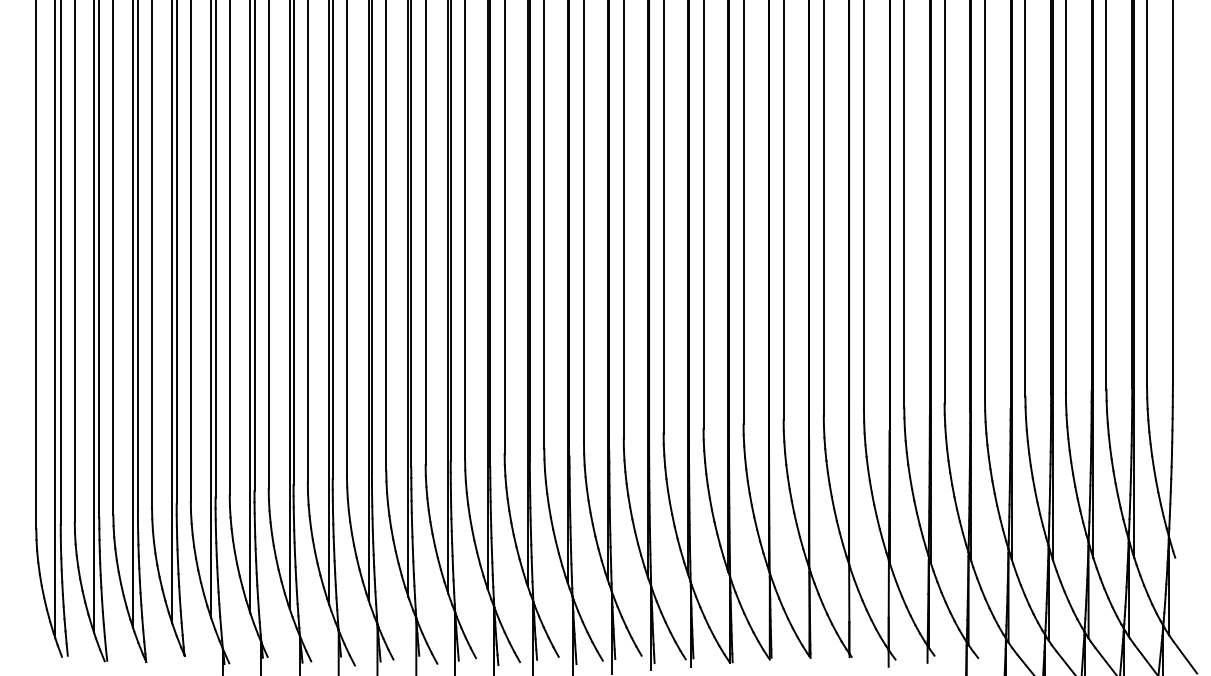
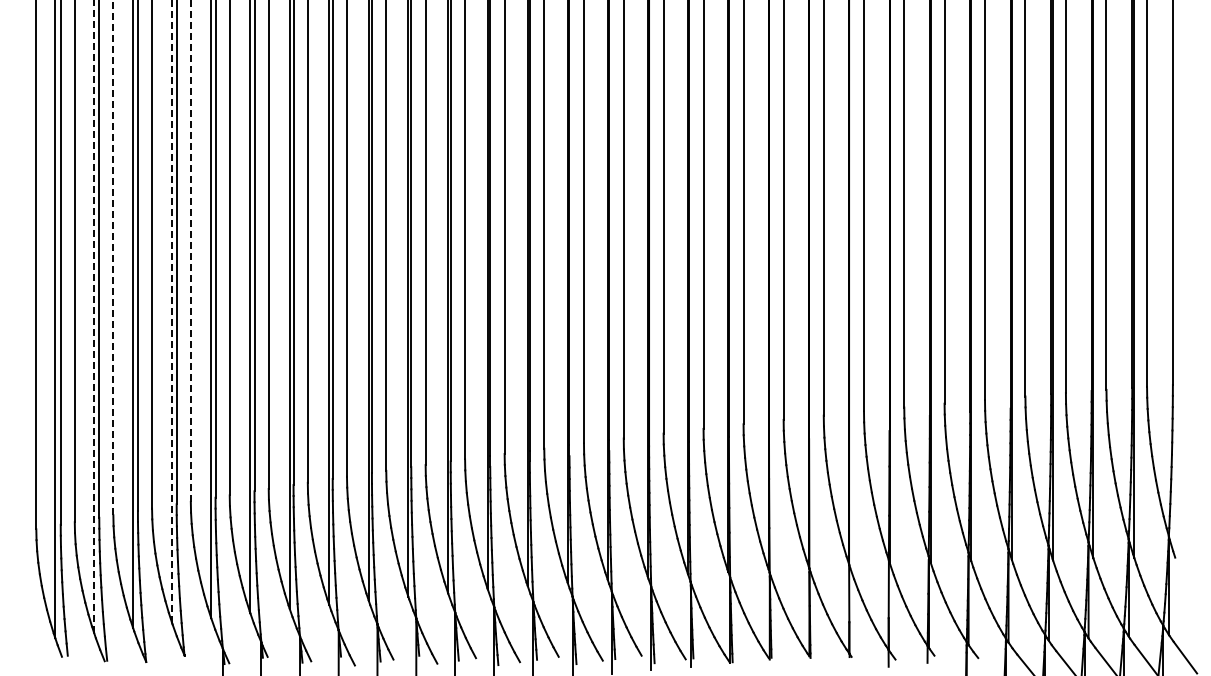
line: solid -> dashed (190, 250)
line: solid -> dashed (113, 257)
line: solid -> dashed (172, 311)
line: solid -> dashed (94, 316)
